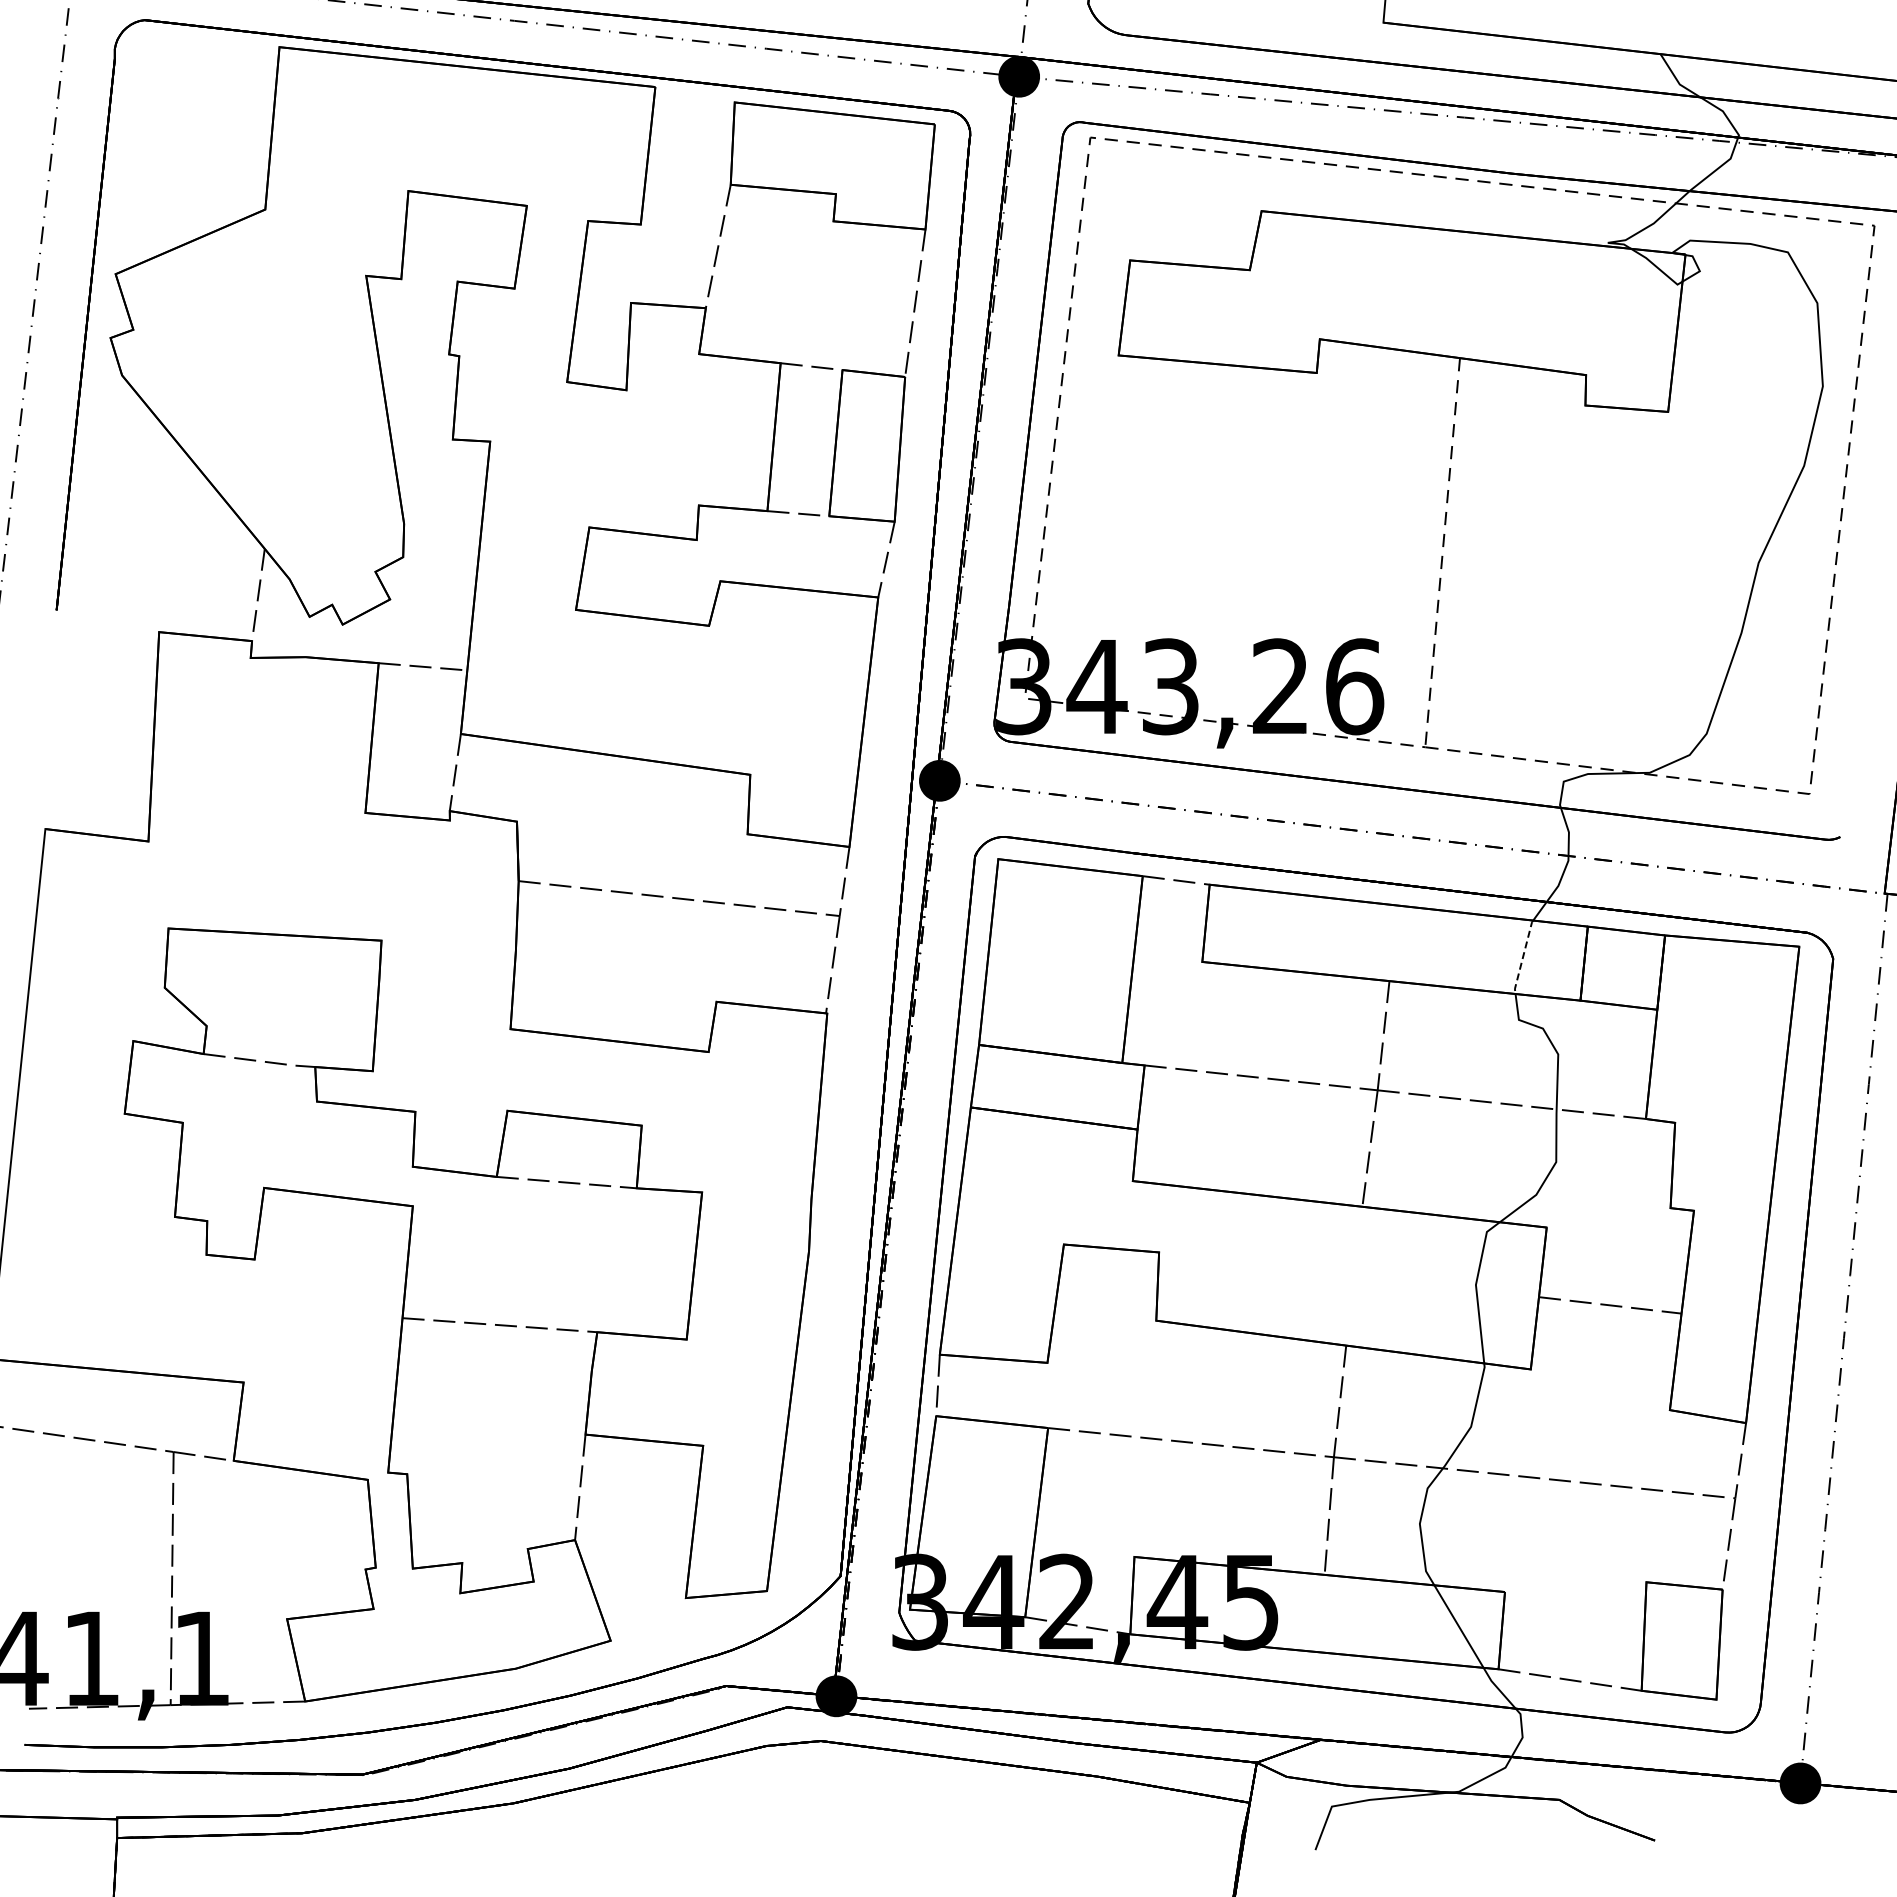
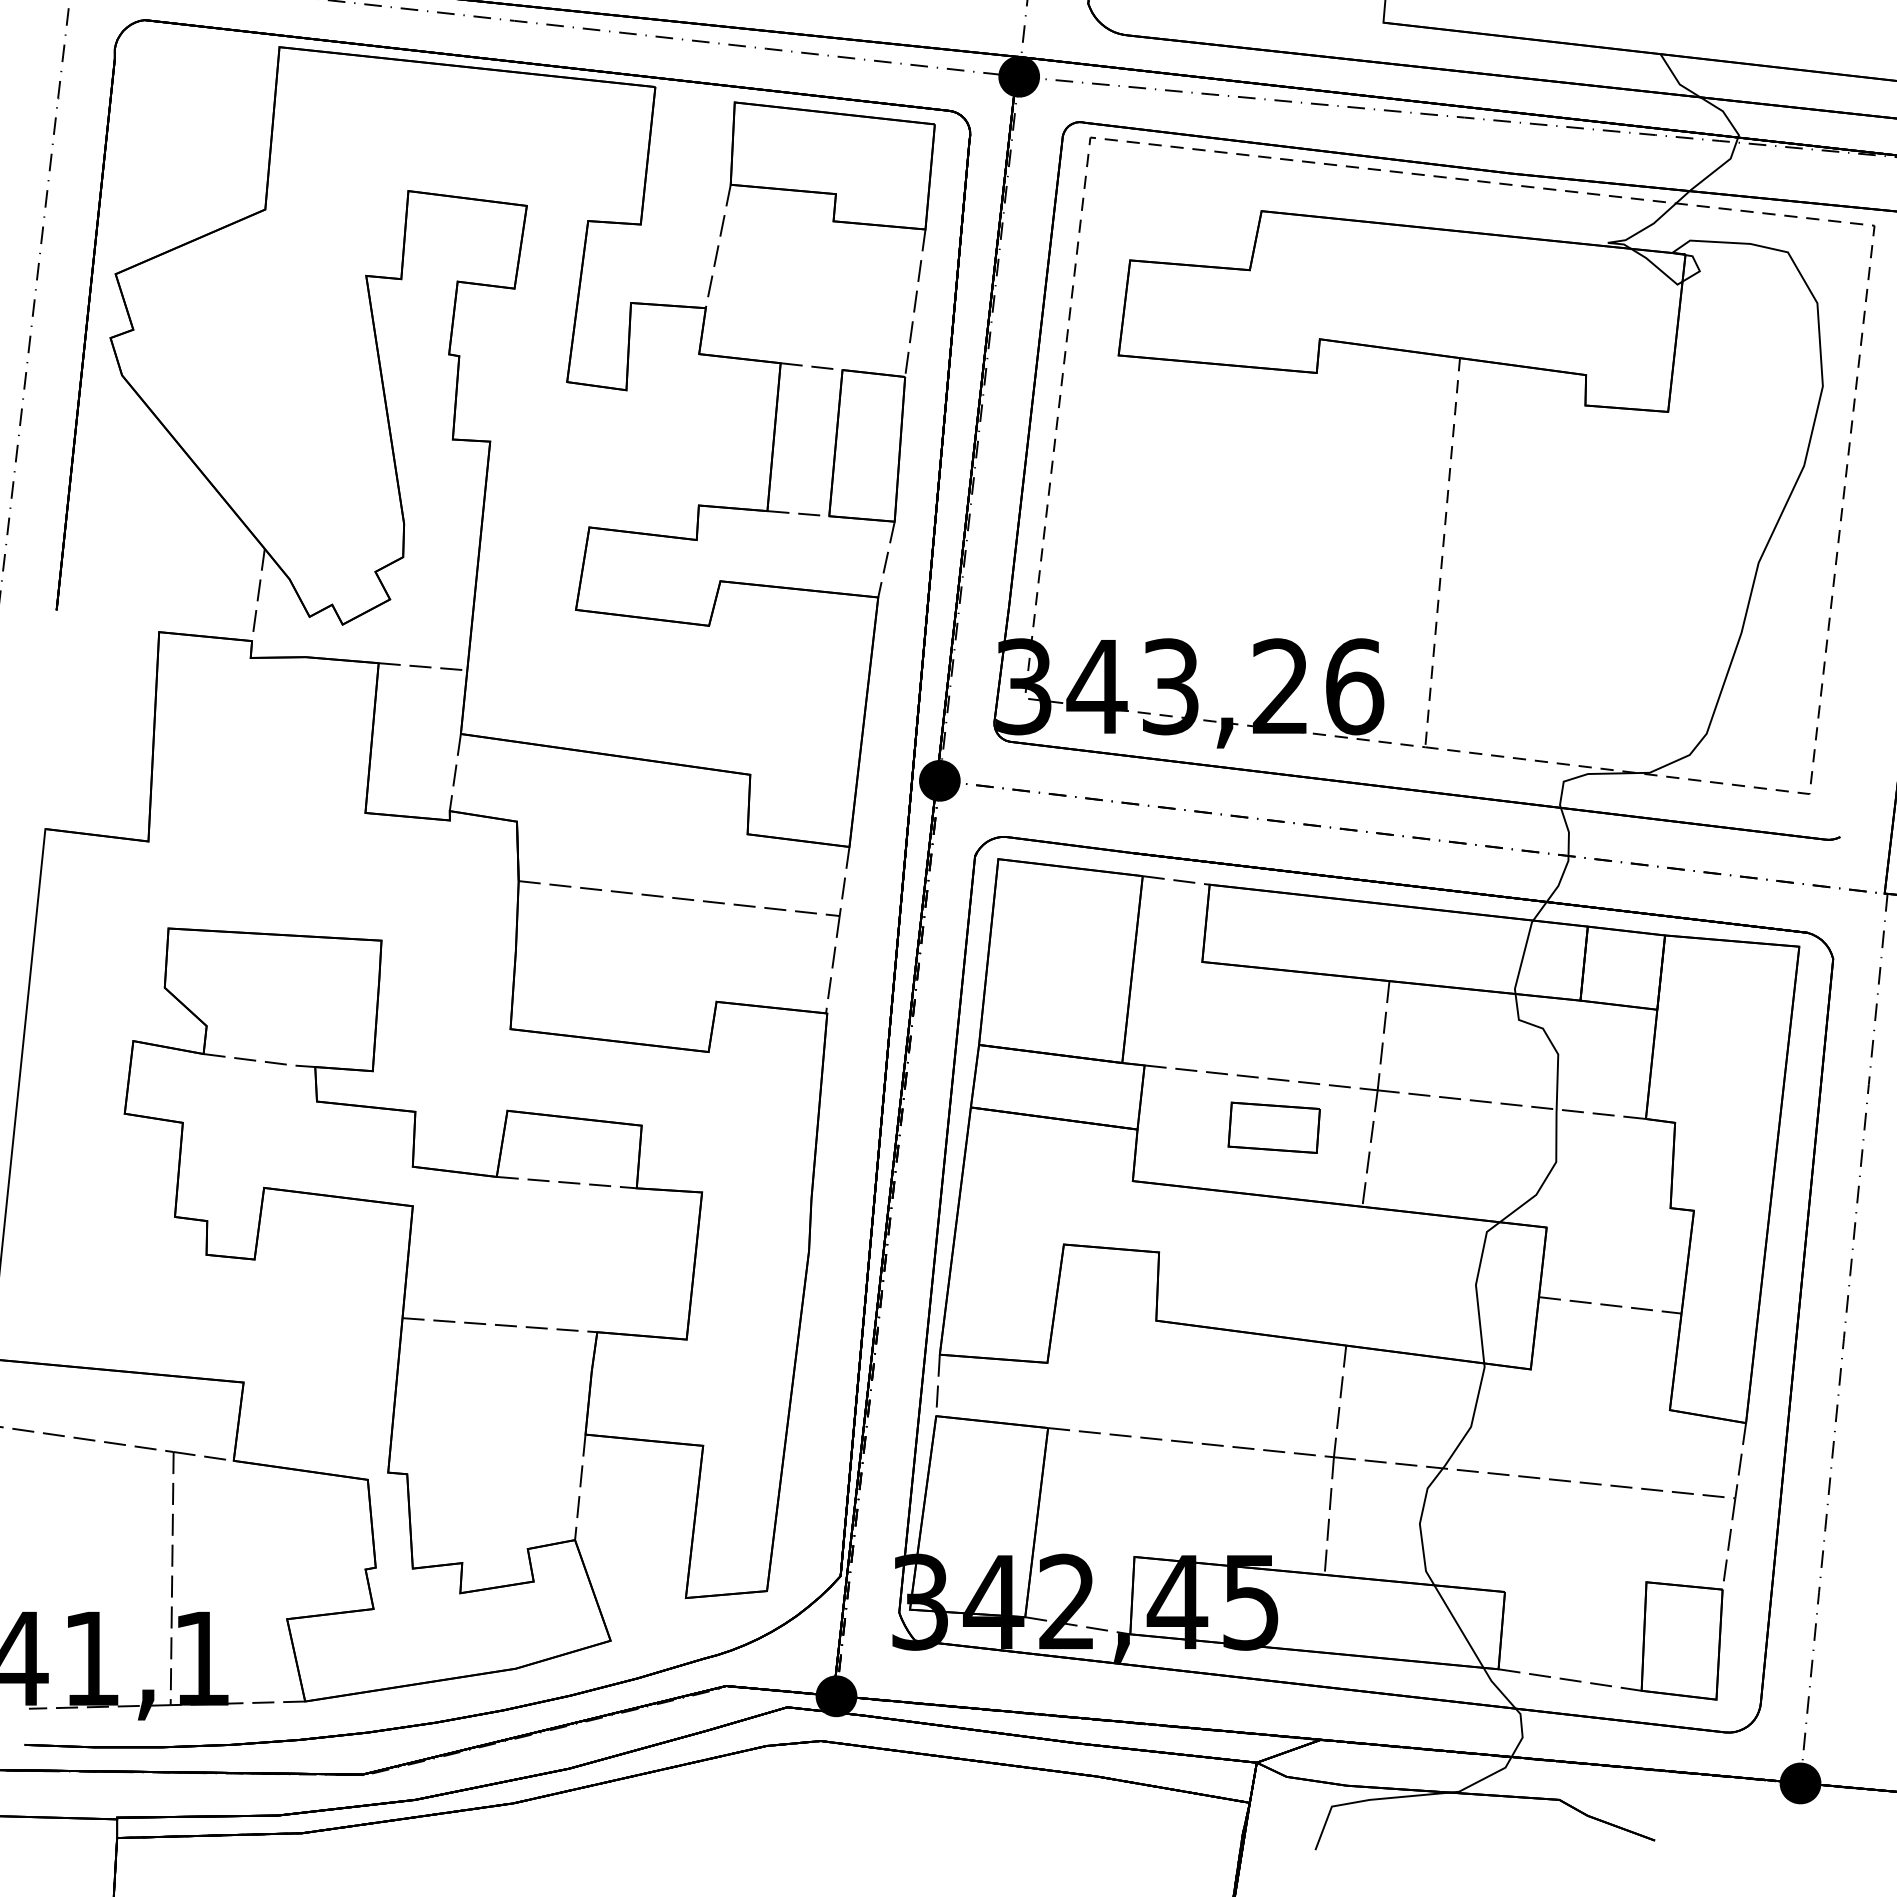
line: dashed -> solid (1523, 957)
part: none -> present (1273, 1127)
